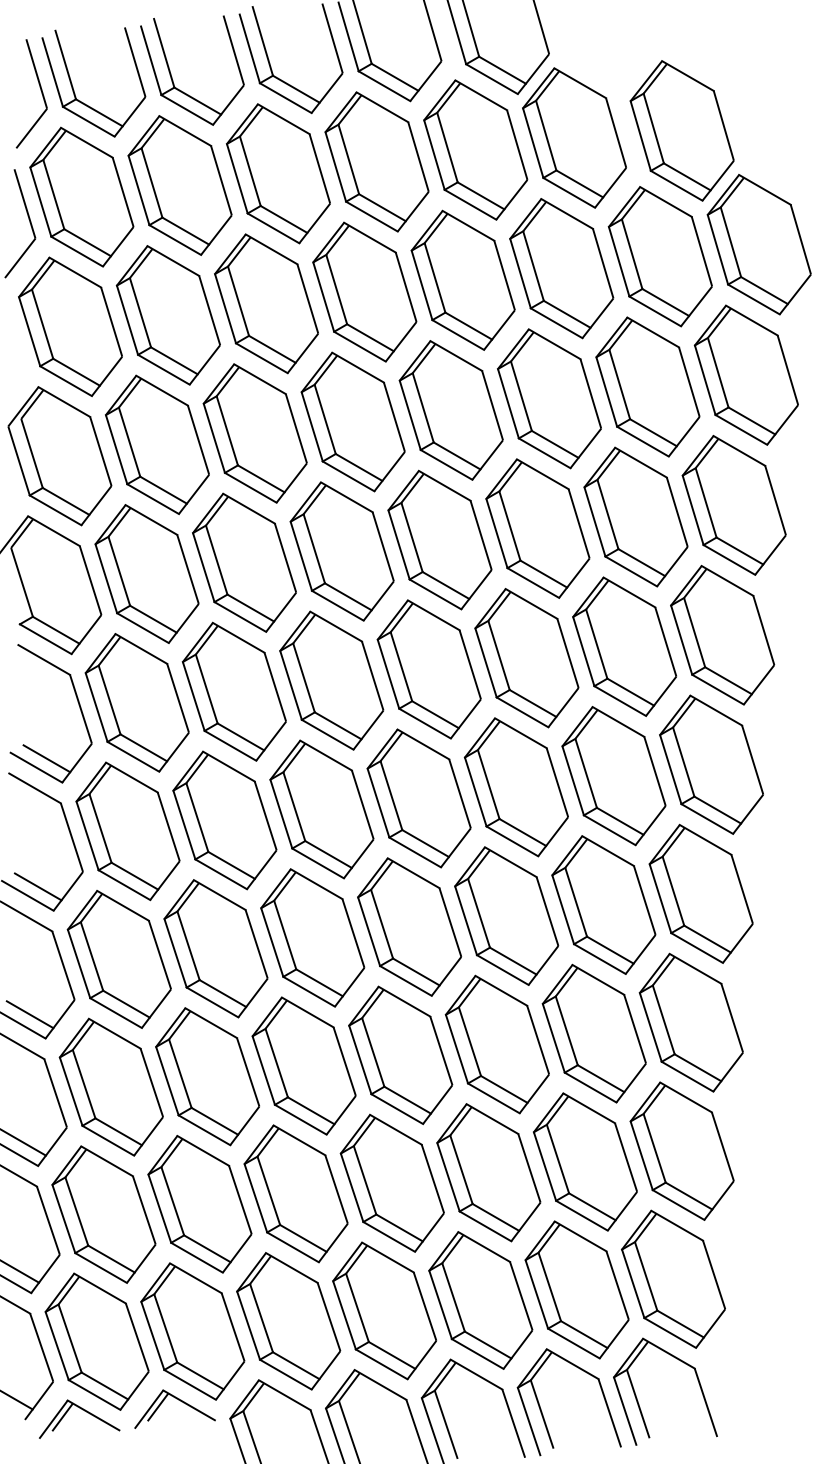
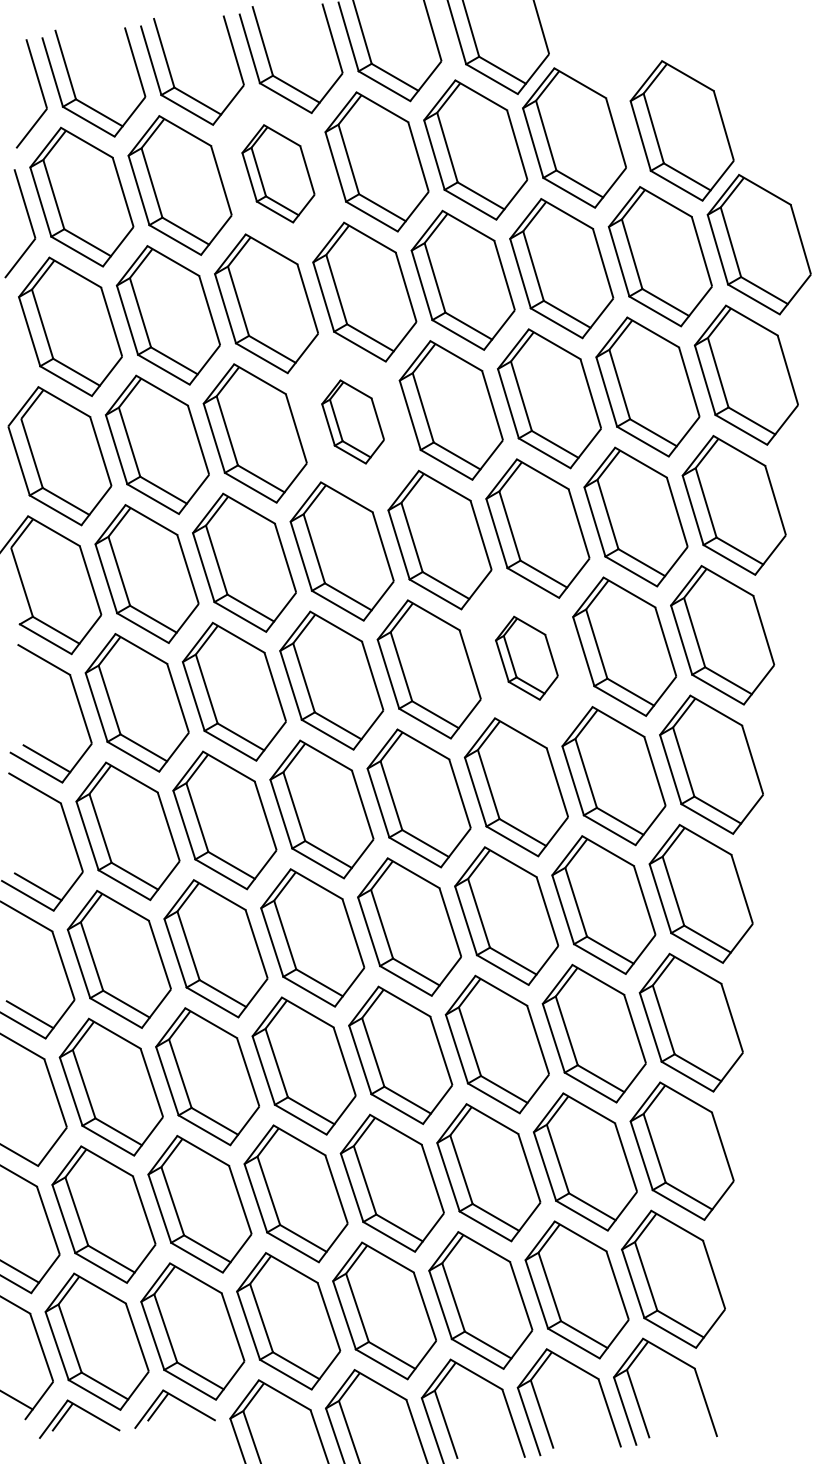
part size: 105x142 px -> 75x100 px (278, 173)
part size: 106x142 px -> 64x86 px (352, 421)
part size: 106x141 px -> 64x86 px (526, 657)
line: present -> none (23, 1142)
